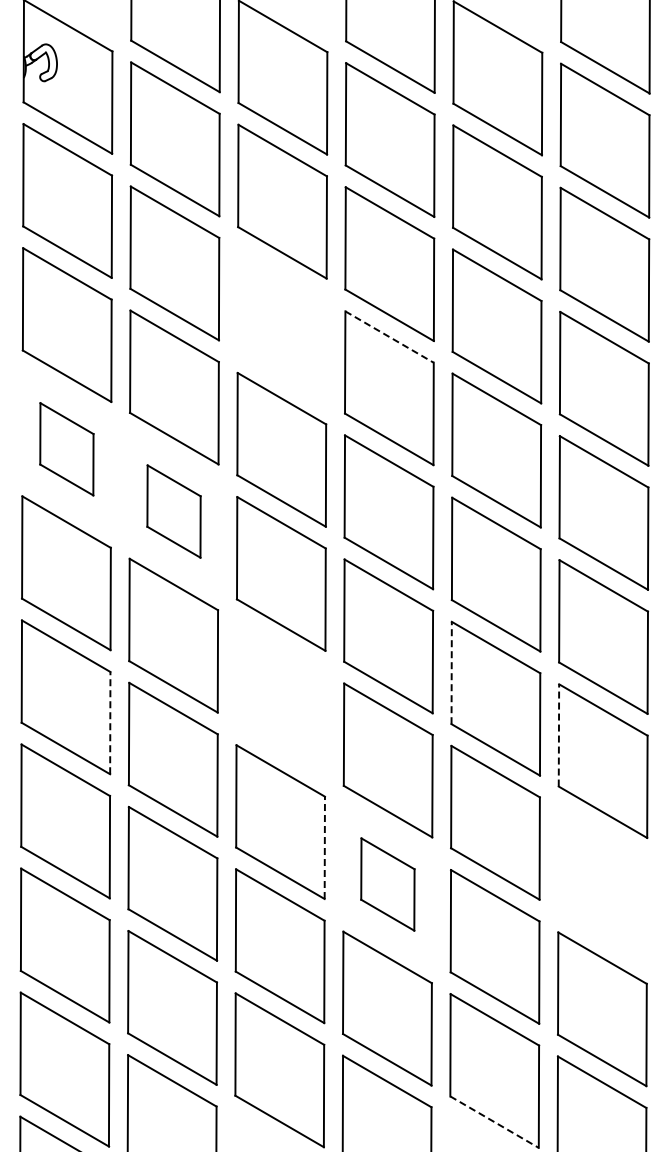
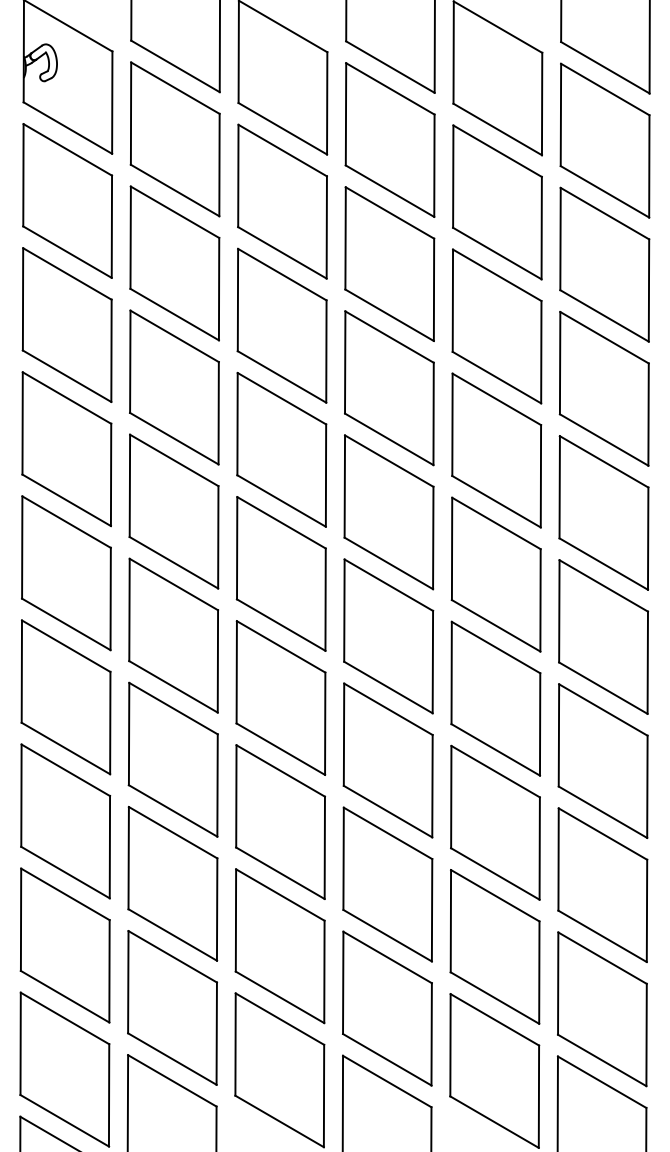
part: none -> present (281, 325)
line: dashed -> solid (389, 337)
part size: 56x95 px -> 92x157 px (66, 449)
part size: 56x95 px -> 92x157 px (173, 511)
line: dashed -> solid (451, 672)
part: none -> present (280, 697)
line: dashed -> solid (110, 722)
line: dashed -> solid (558, 734)
line: dashed -> solid (324, 847)
part size: 56x95 px -> 92x157 px (387, 884)
part: none -> present (602, 884)
line: dashed -> solid (494, 1122)
